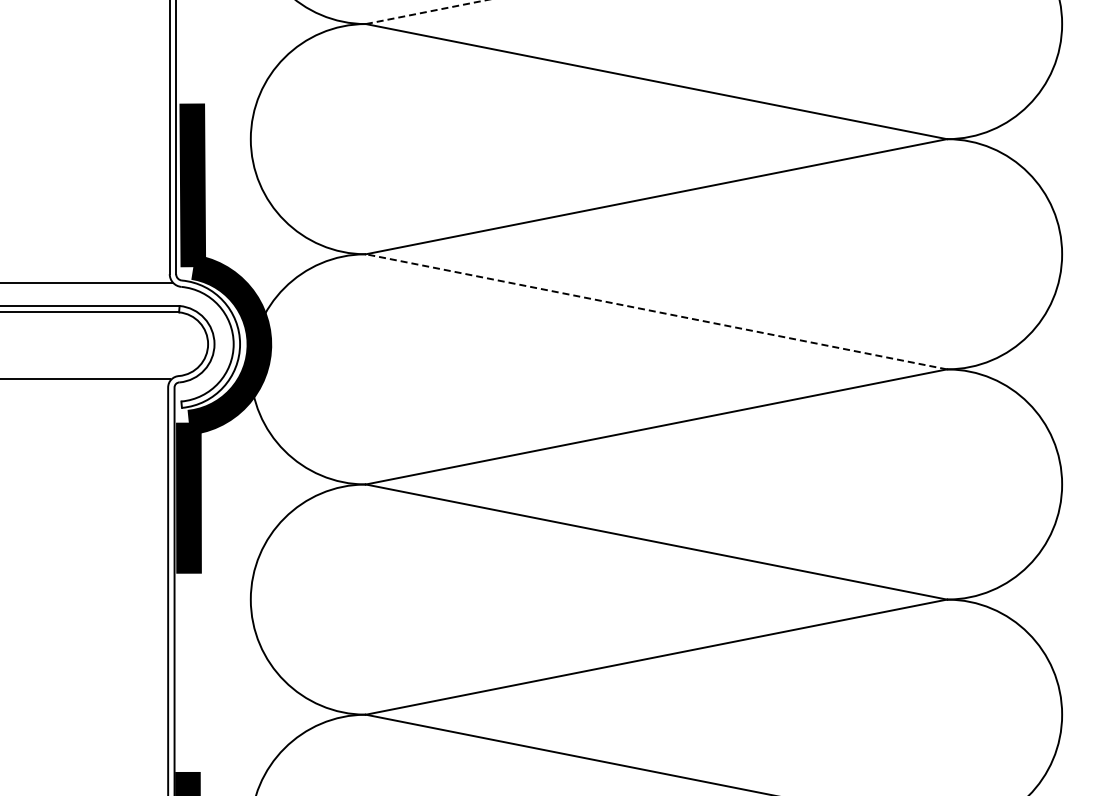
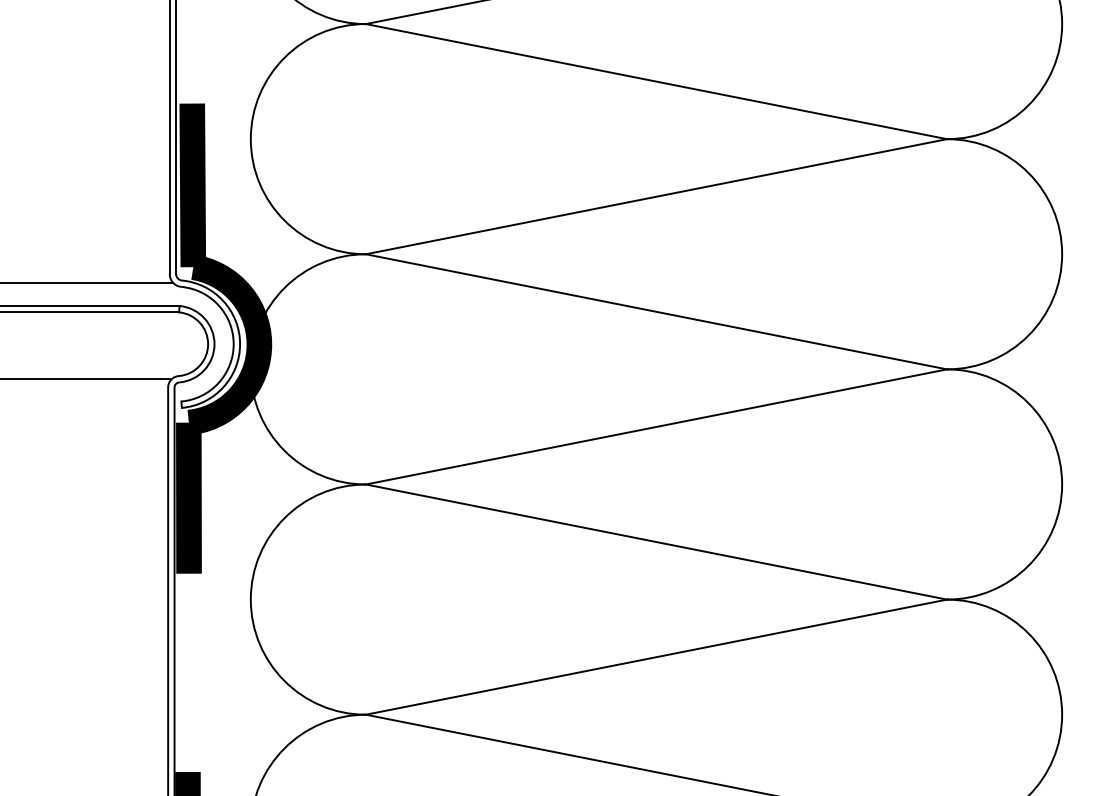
line: dashed -> solid (426, 12)
line: dashed -> solid (655, 311)
